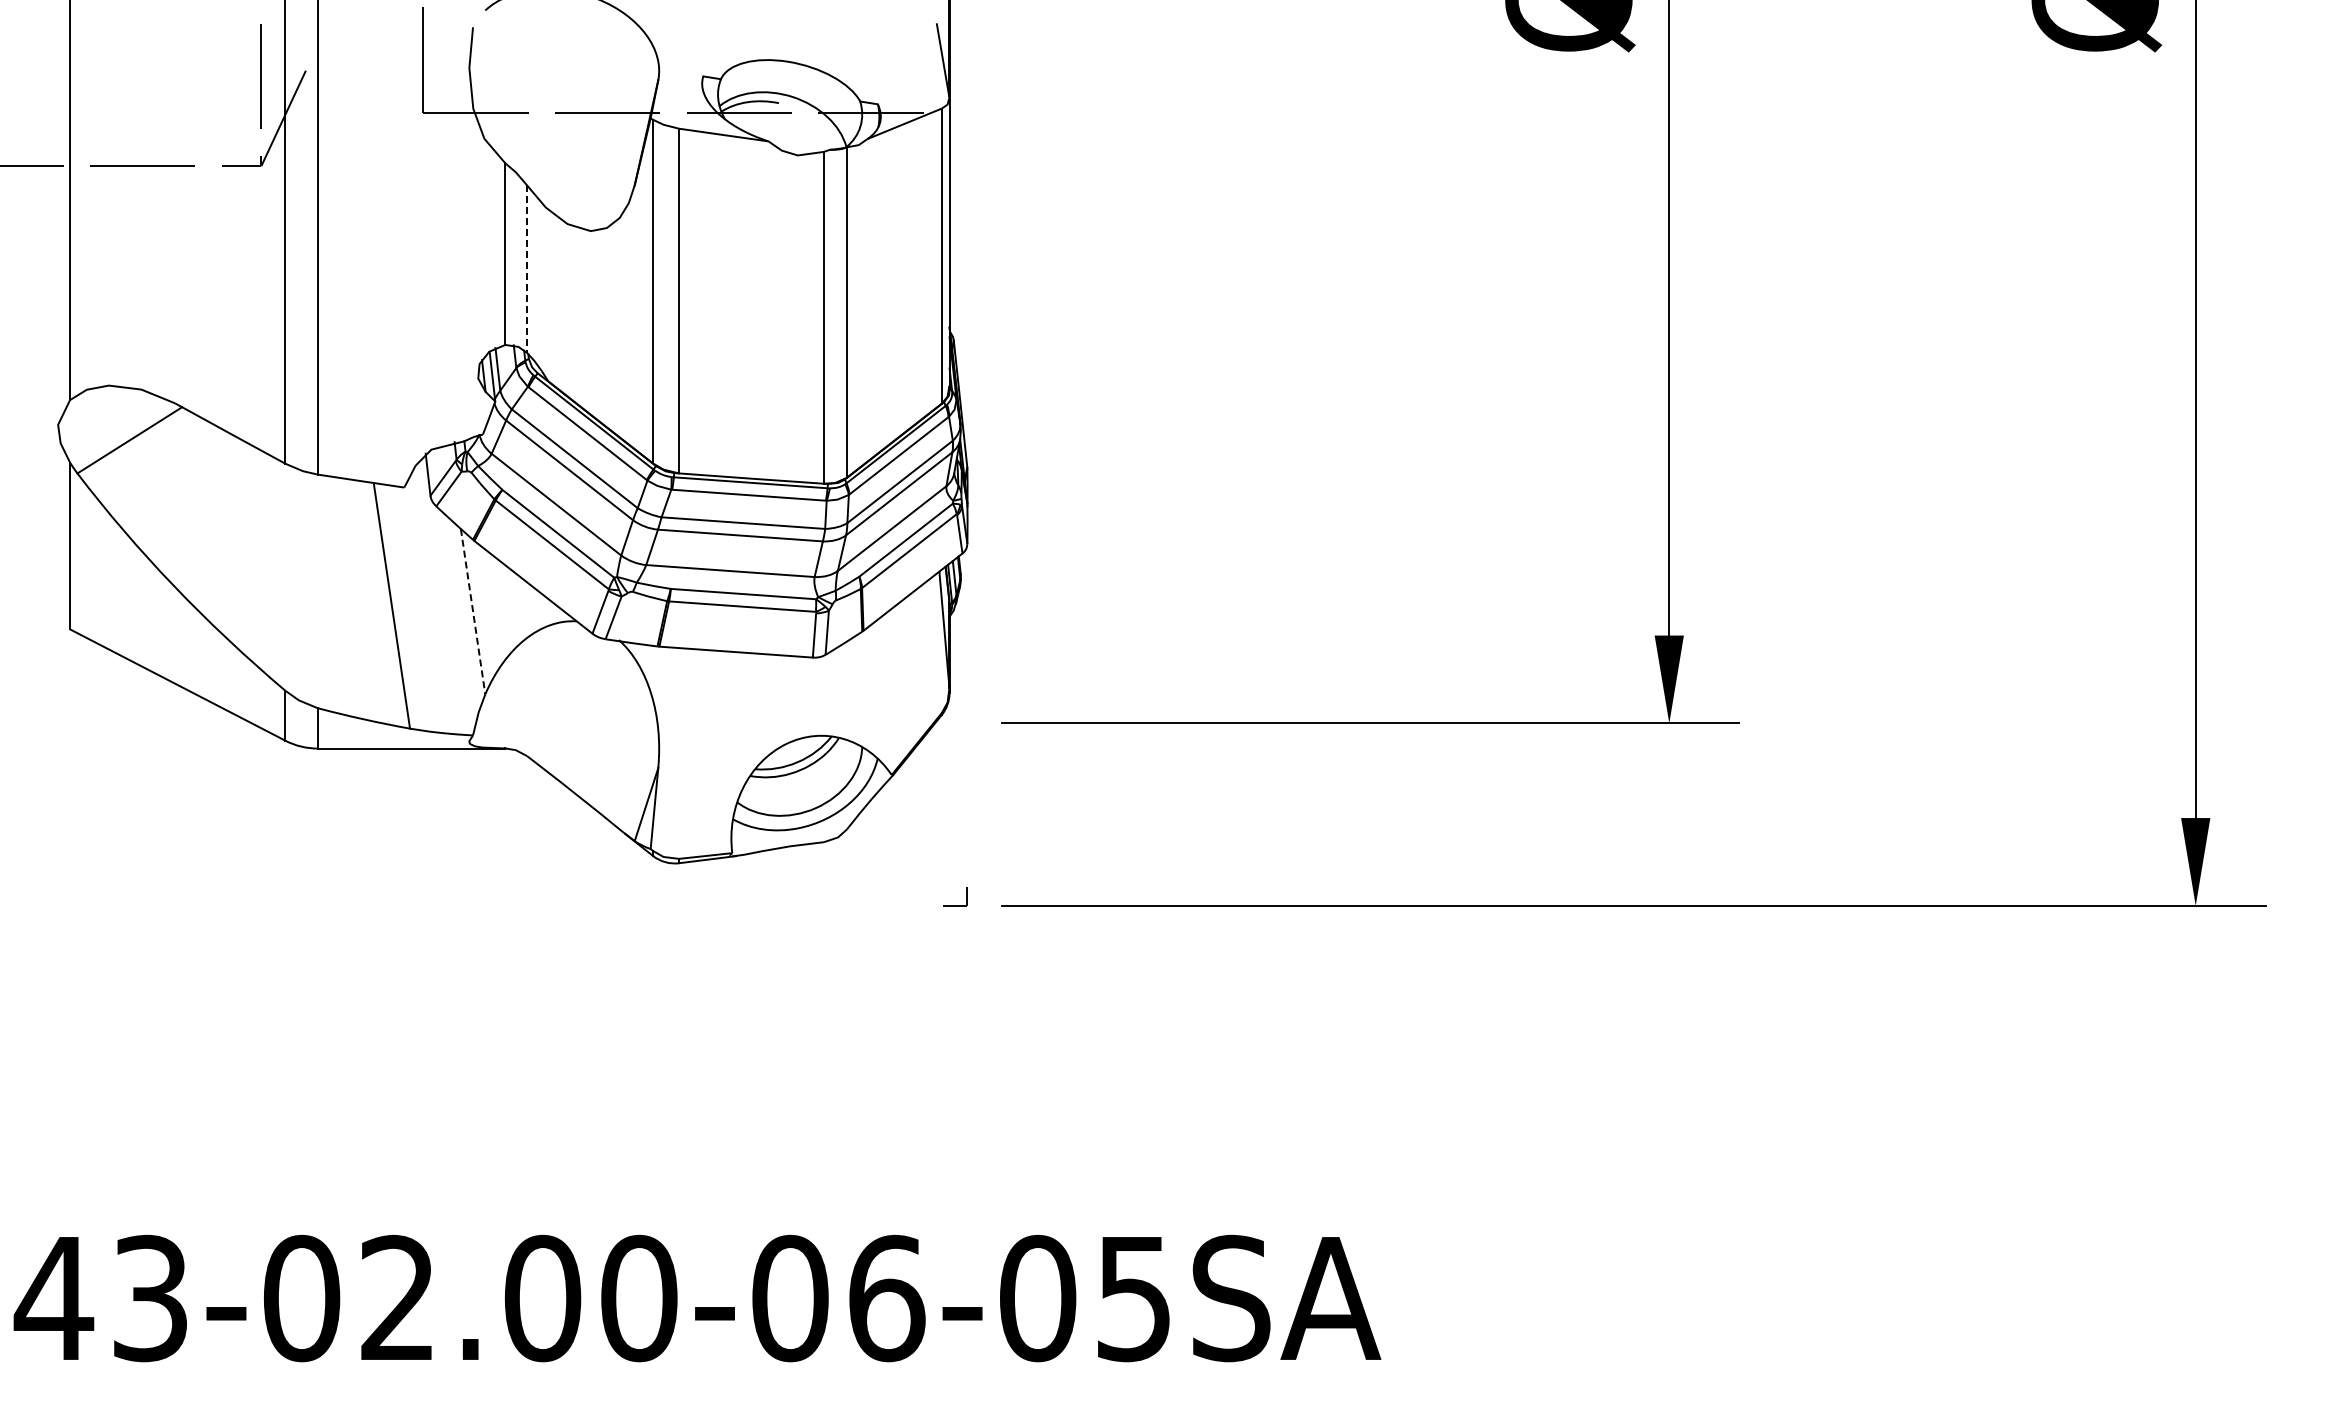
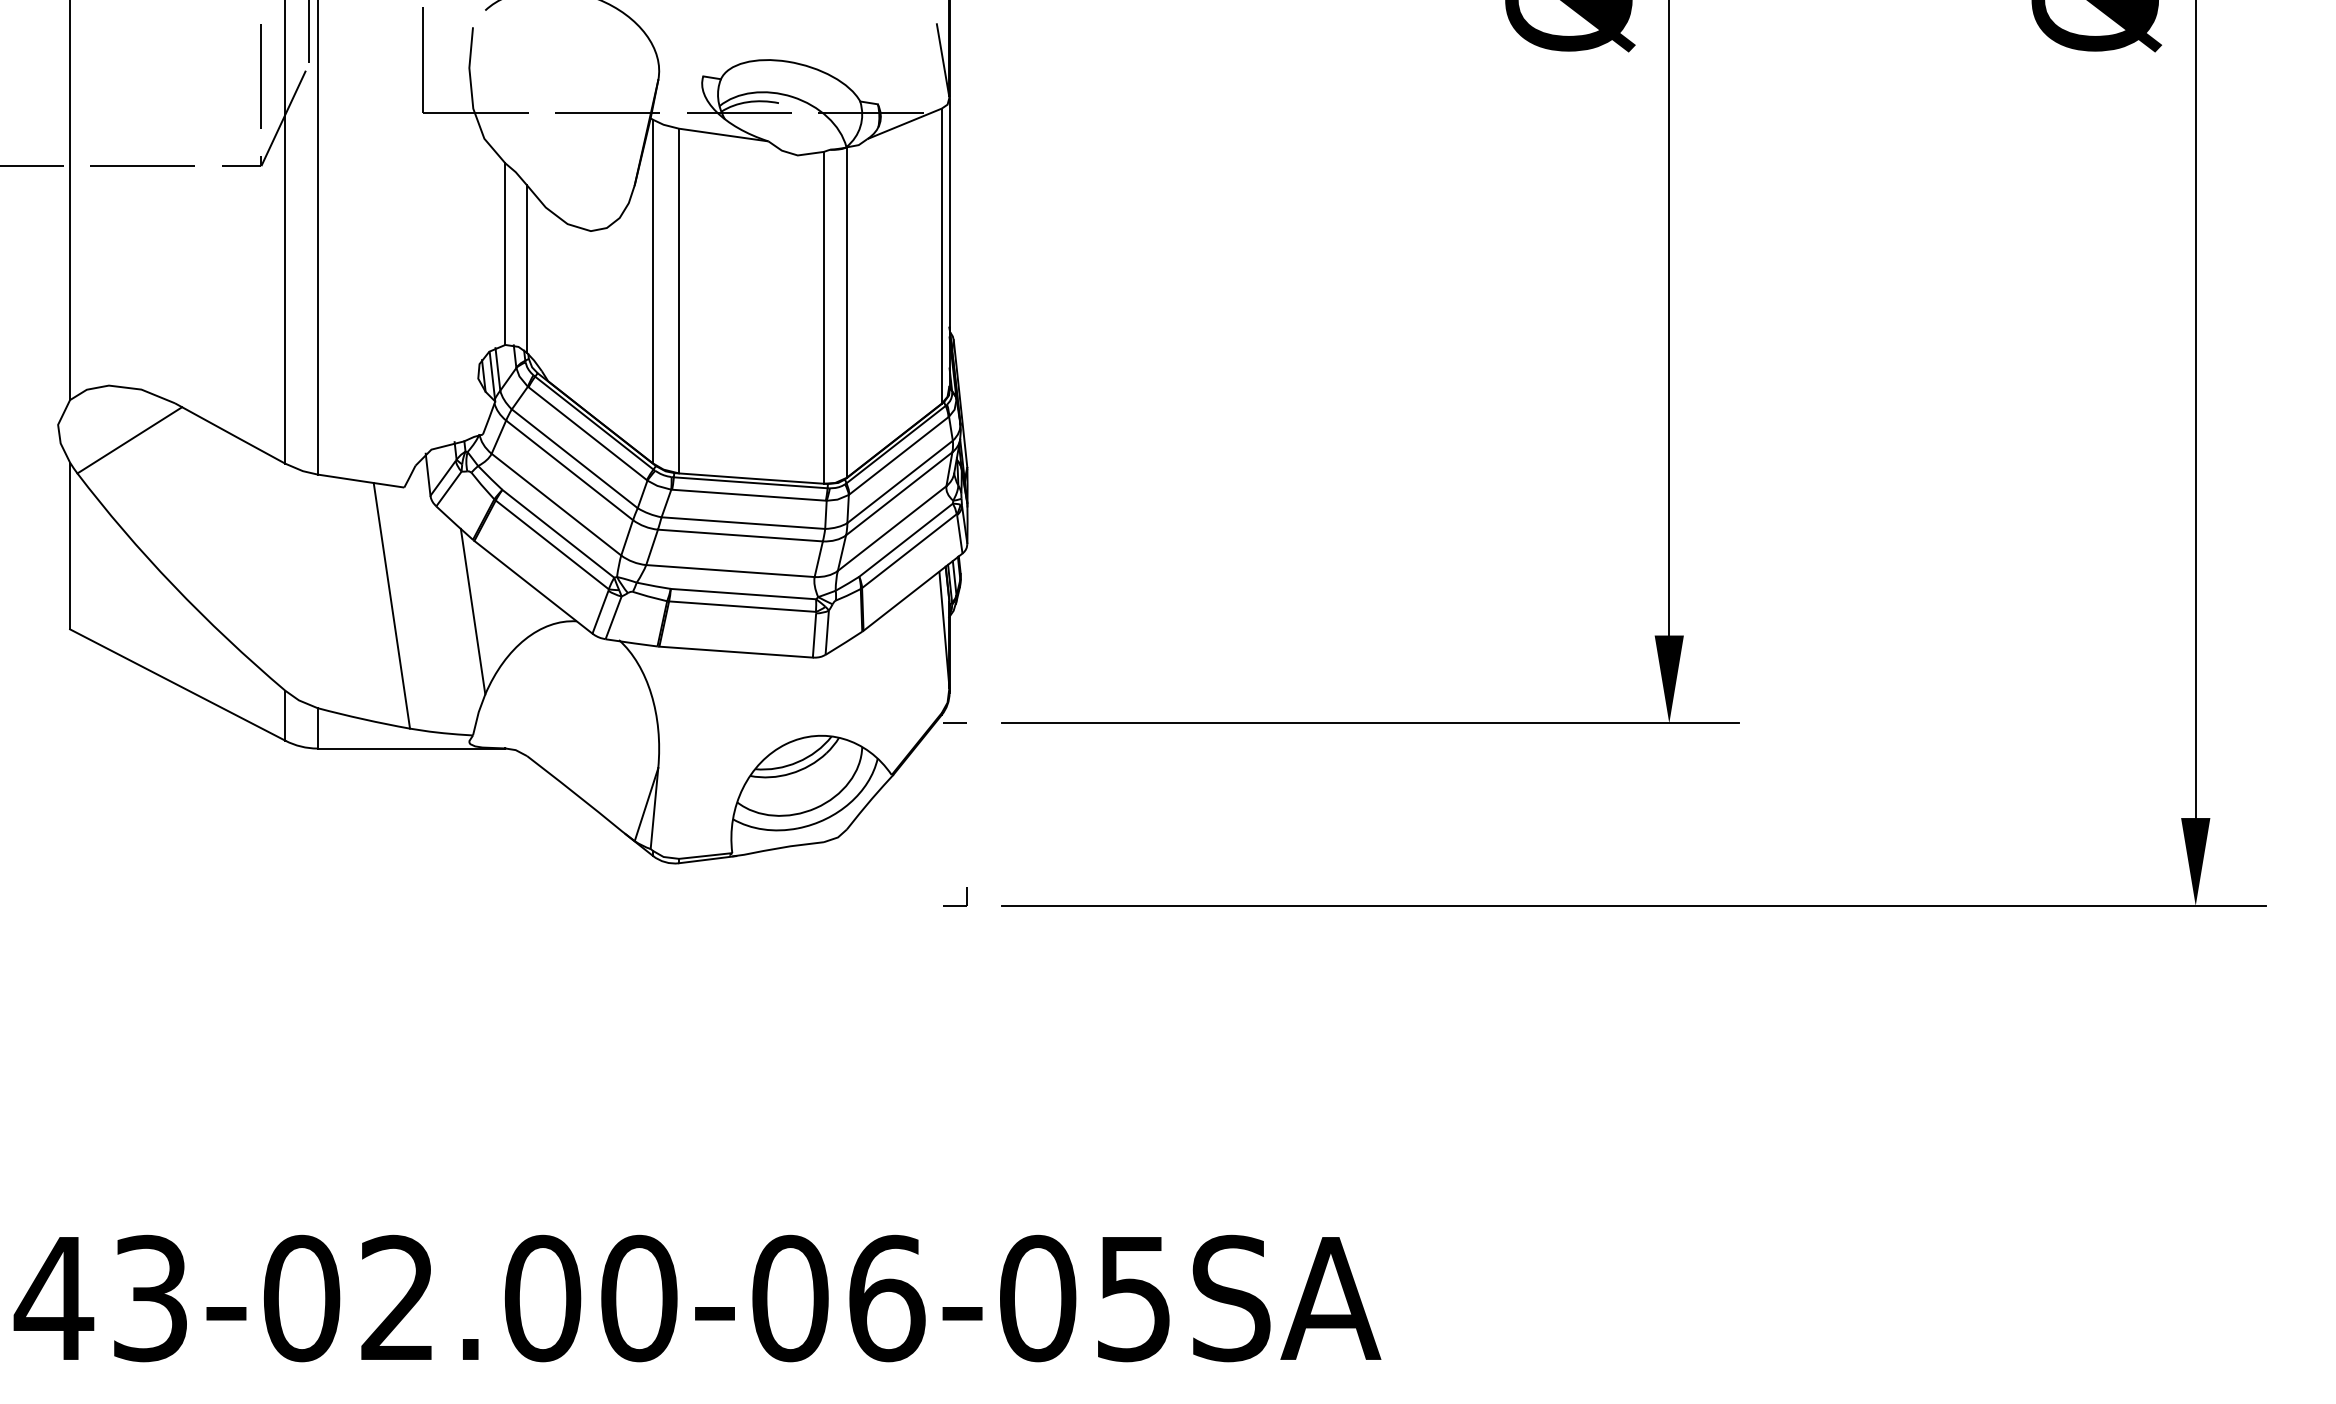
line: none -> present (309, 32)
line: dashed -> solid (527, 269)
line: dashed -> solid (473, 611)
line: none -> present (955, 723)
